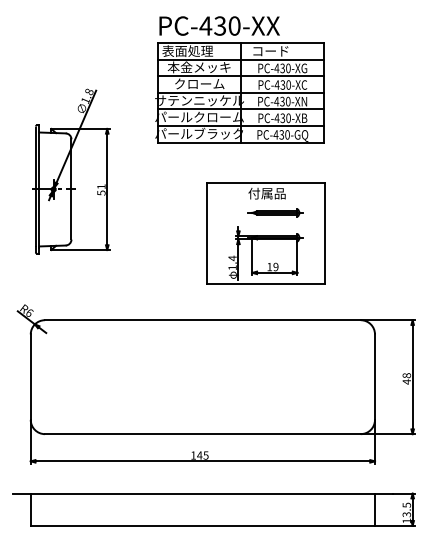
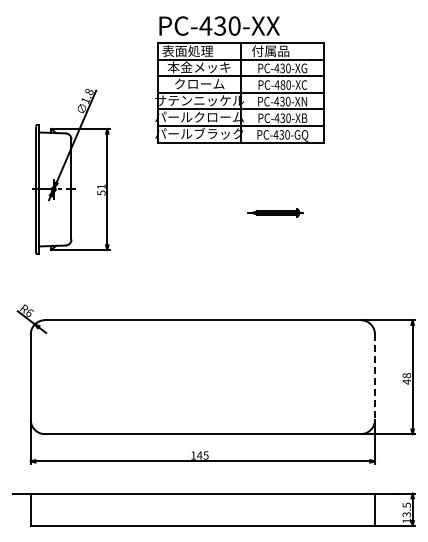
text: コード -> 付属品 (270, 51)
text: PC-430-XC -> PC-480-XC (282, 84)
part: present -> none (265, 233)
line: solid -> dashed (375, 377)
